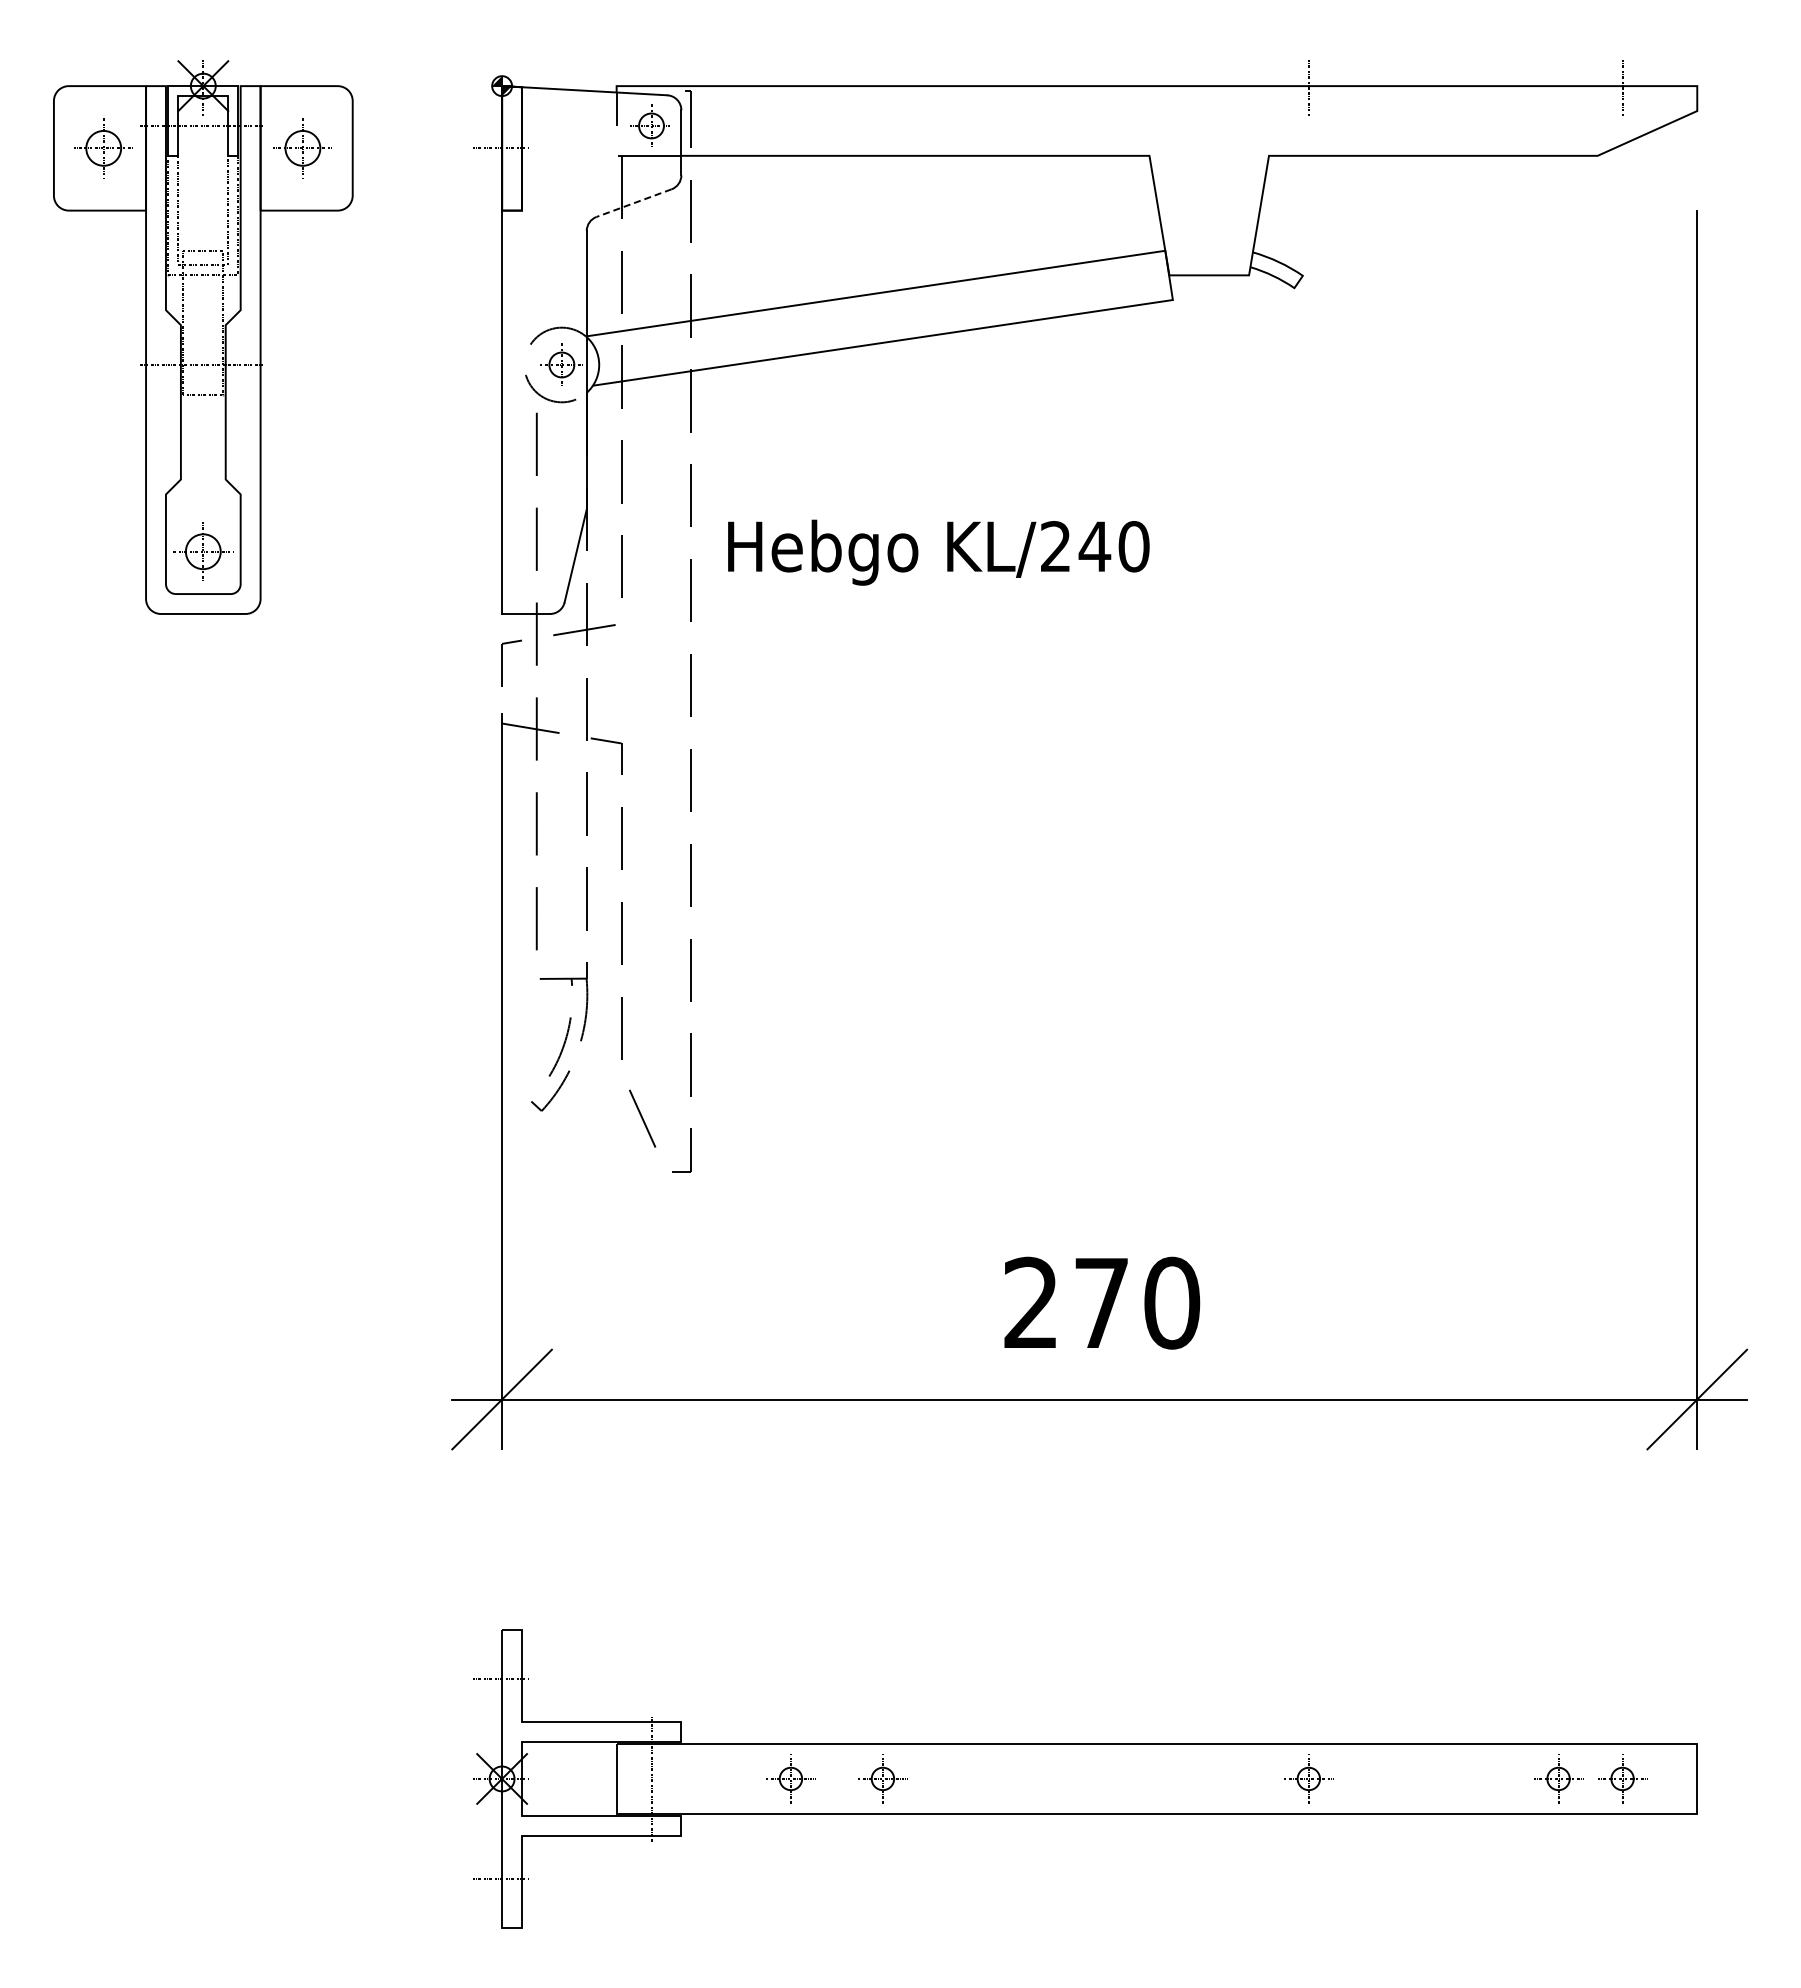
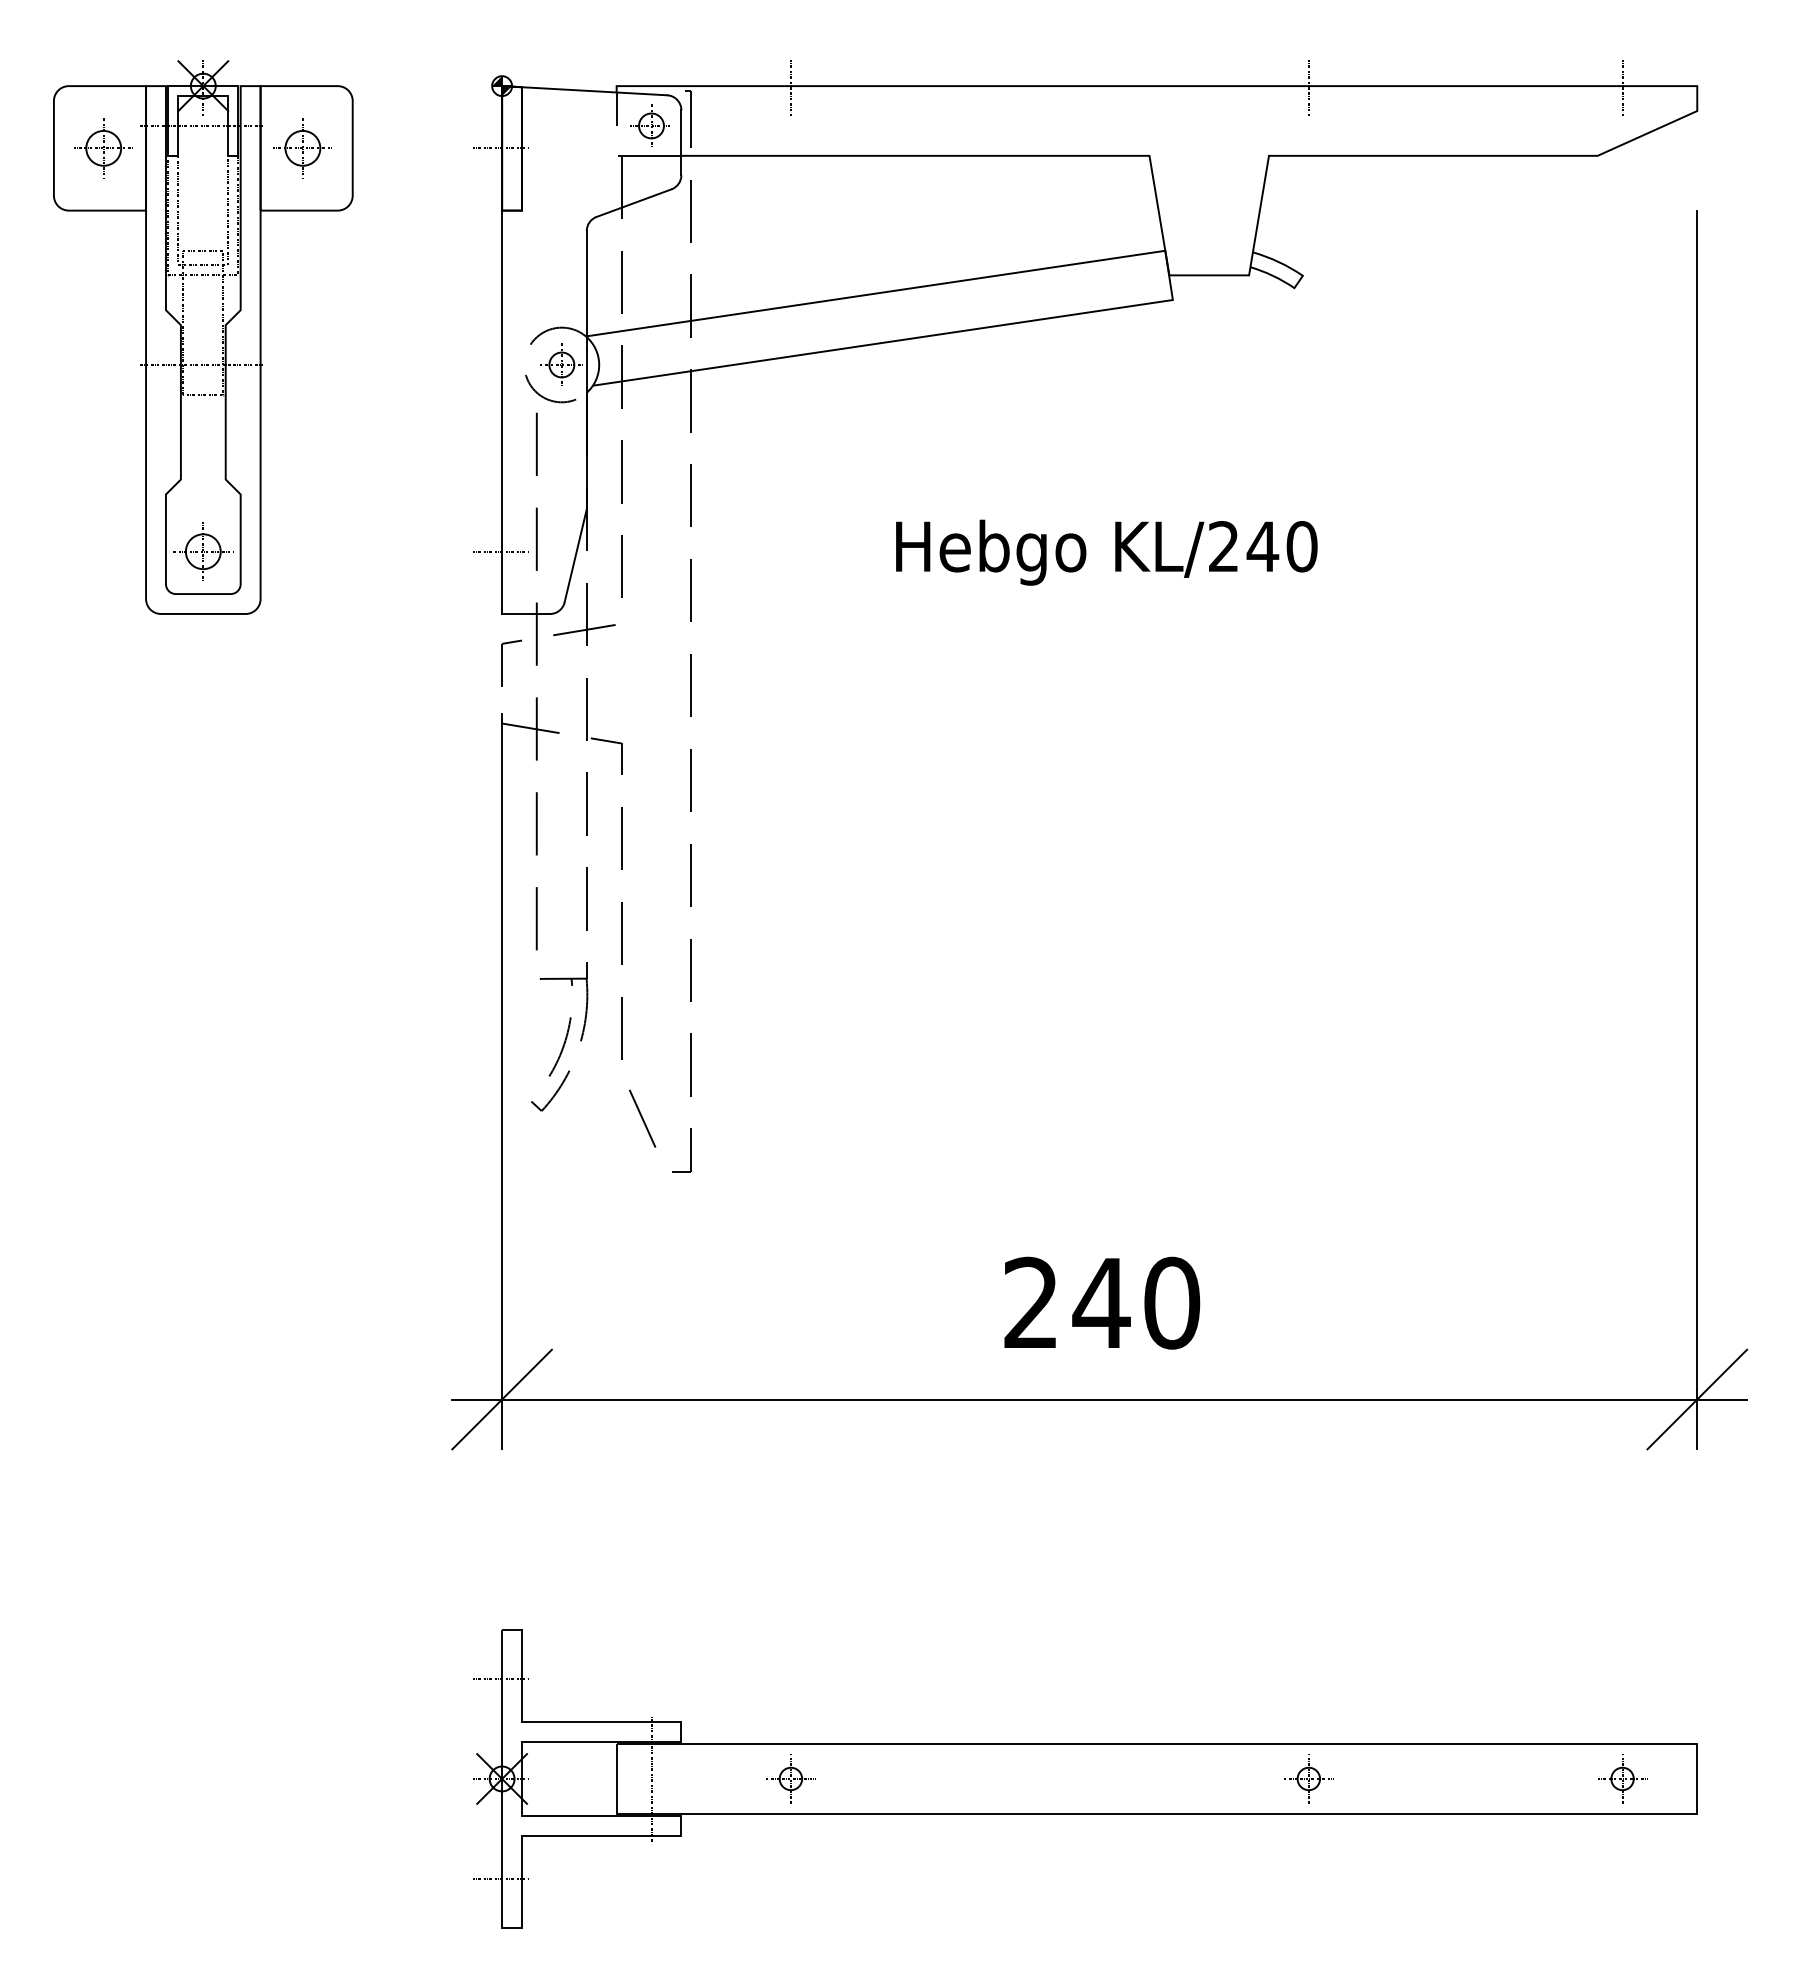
line: none -> present (790, 87)
line: dashed -> solid (634, 203)
line: none -> present (500, 551)
text position: (938, 552) -> (1106, 552) (1106, 552)
text: 270 -> 240 (1101, 1302)
part: present -> none (882, 1778)
part: present -> none (1558, 1778)
